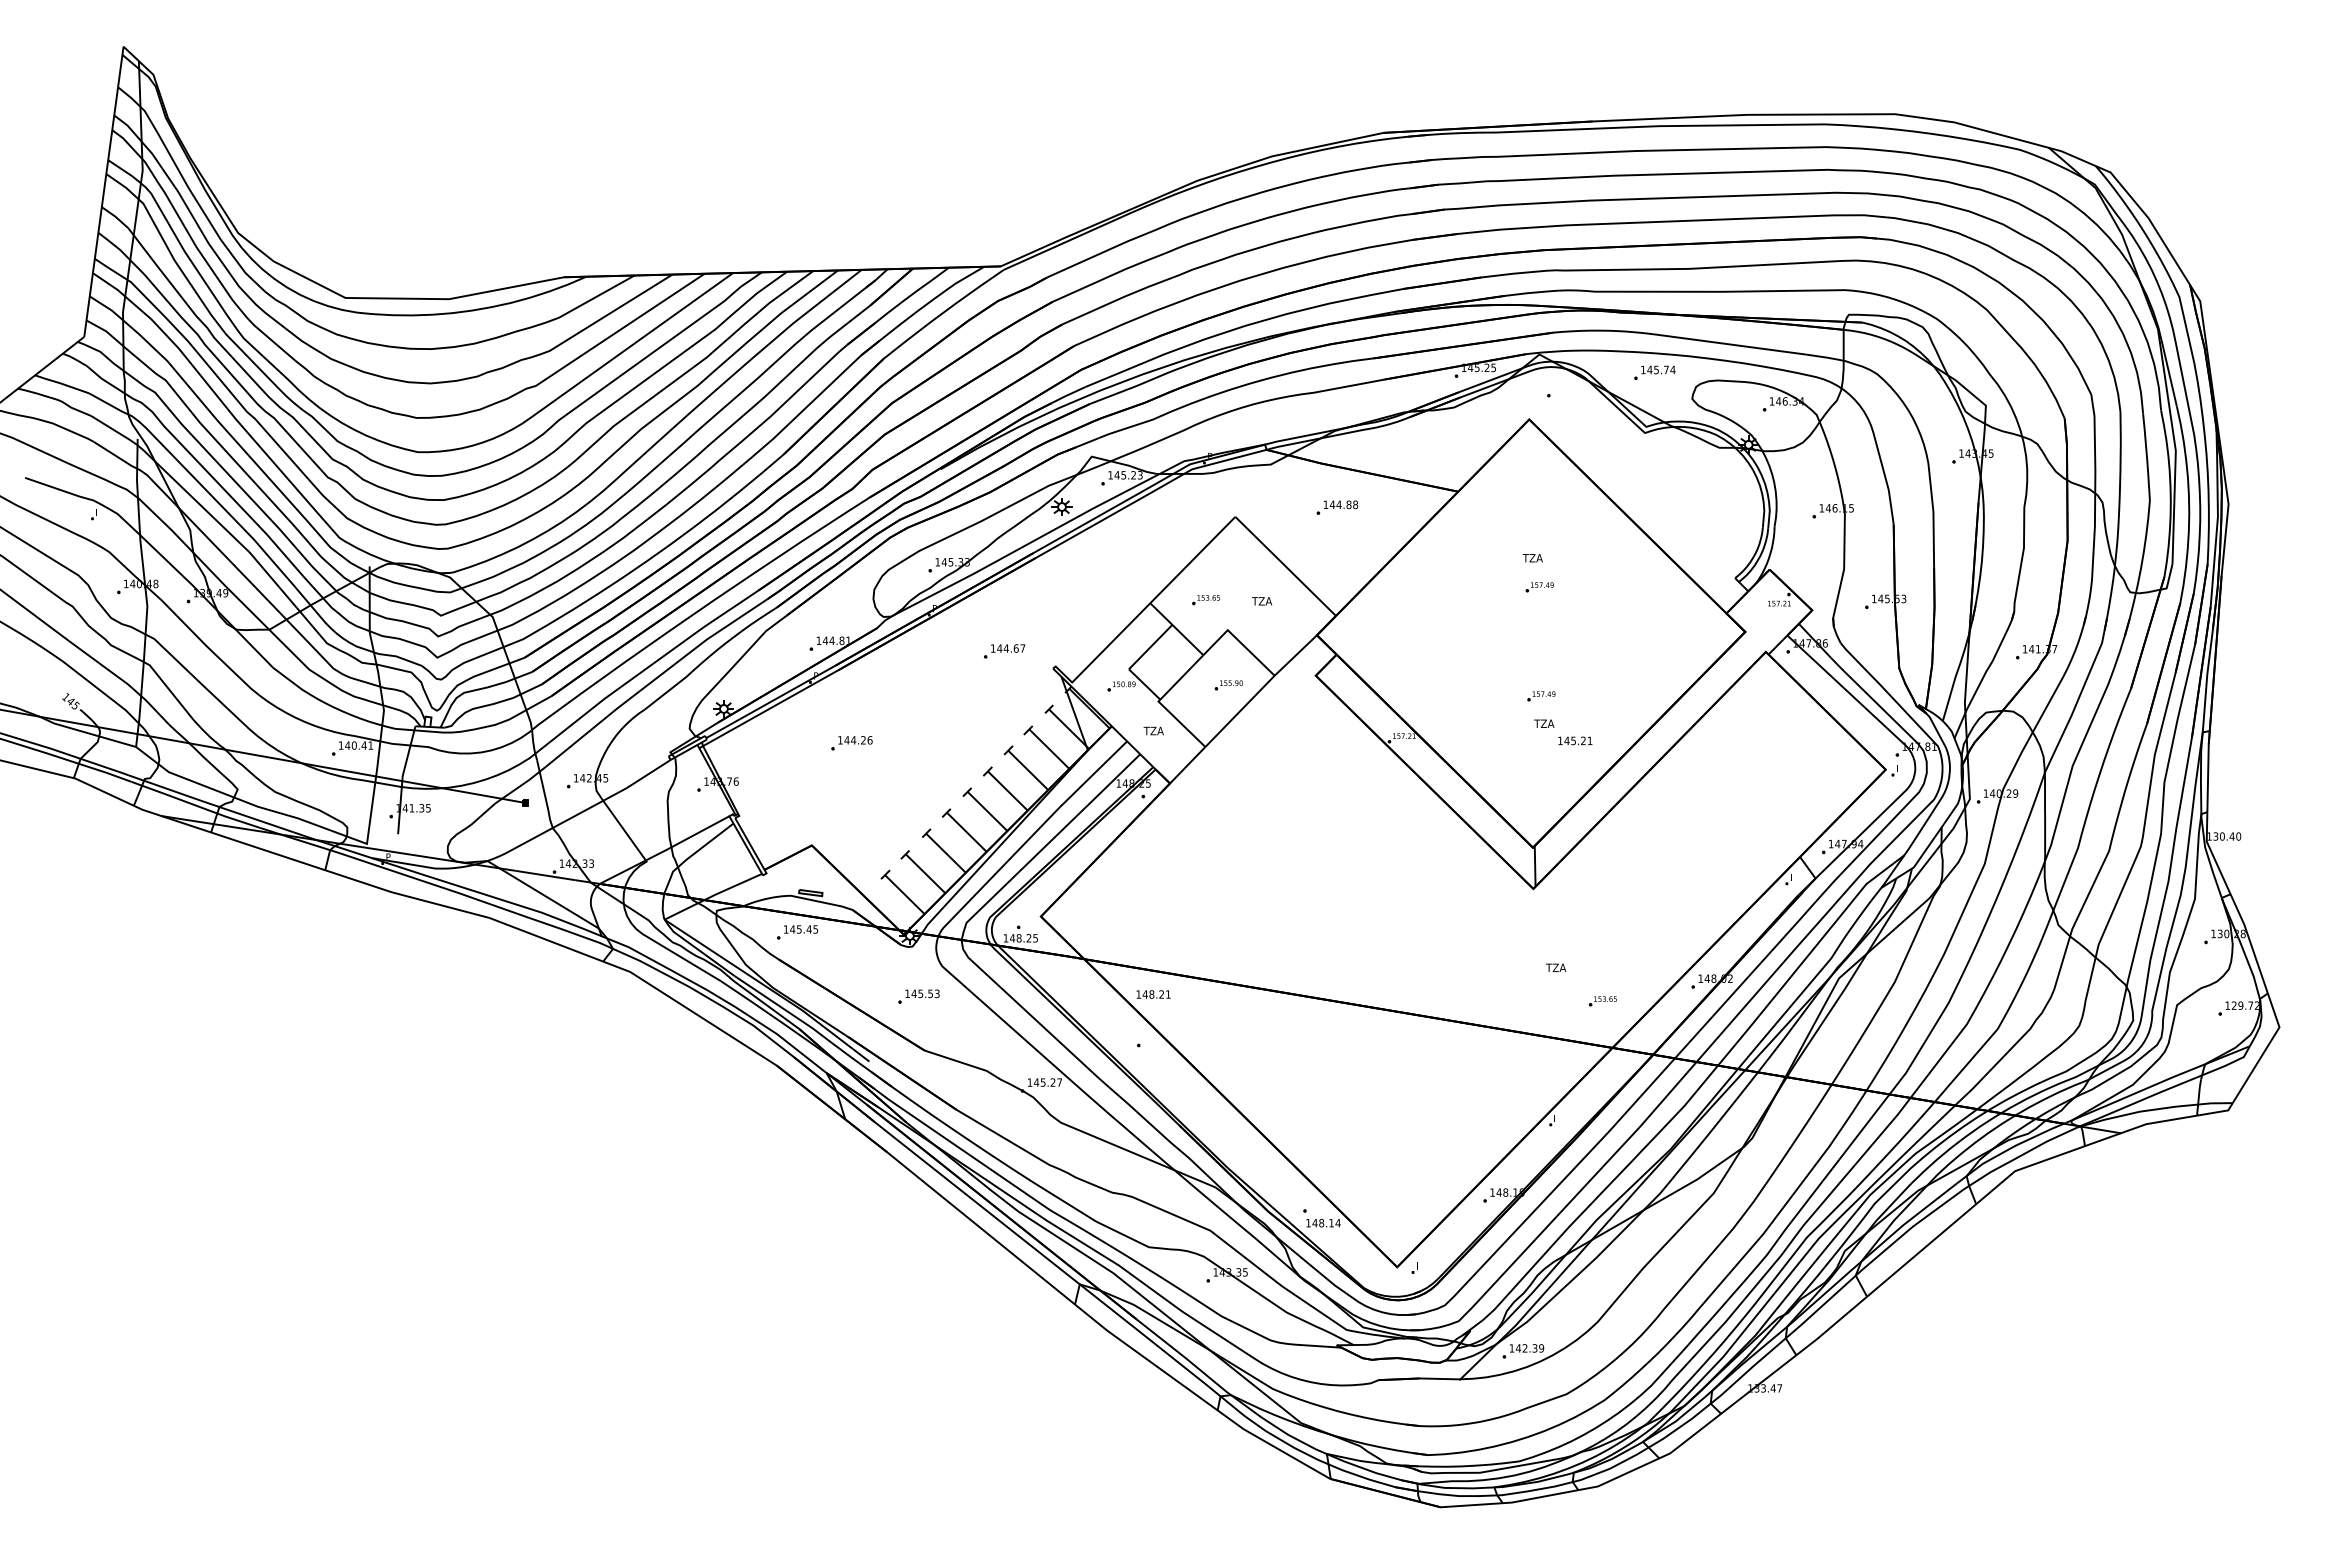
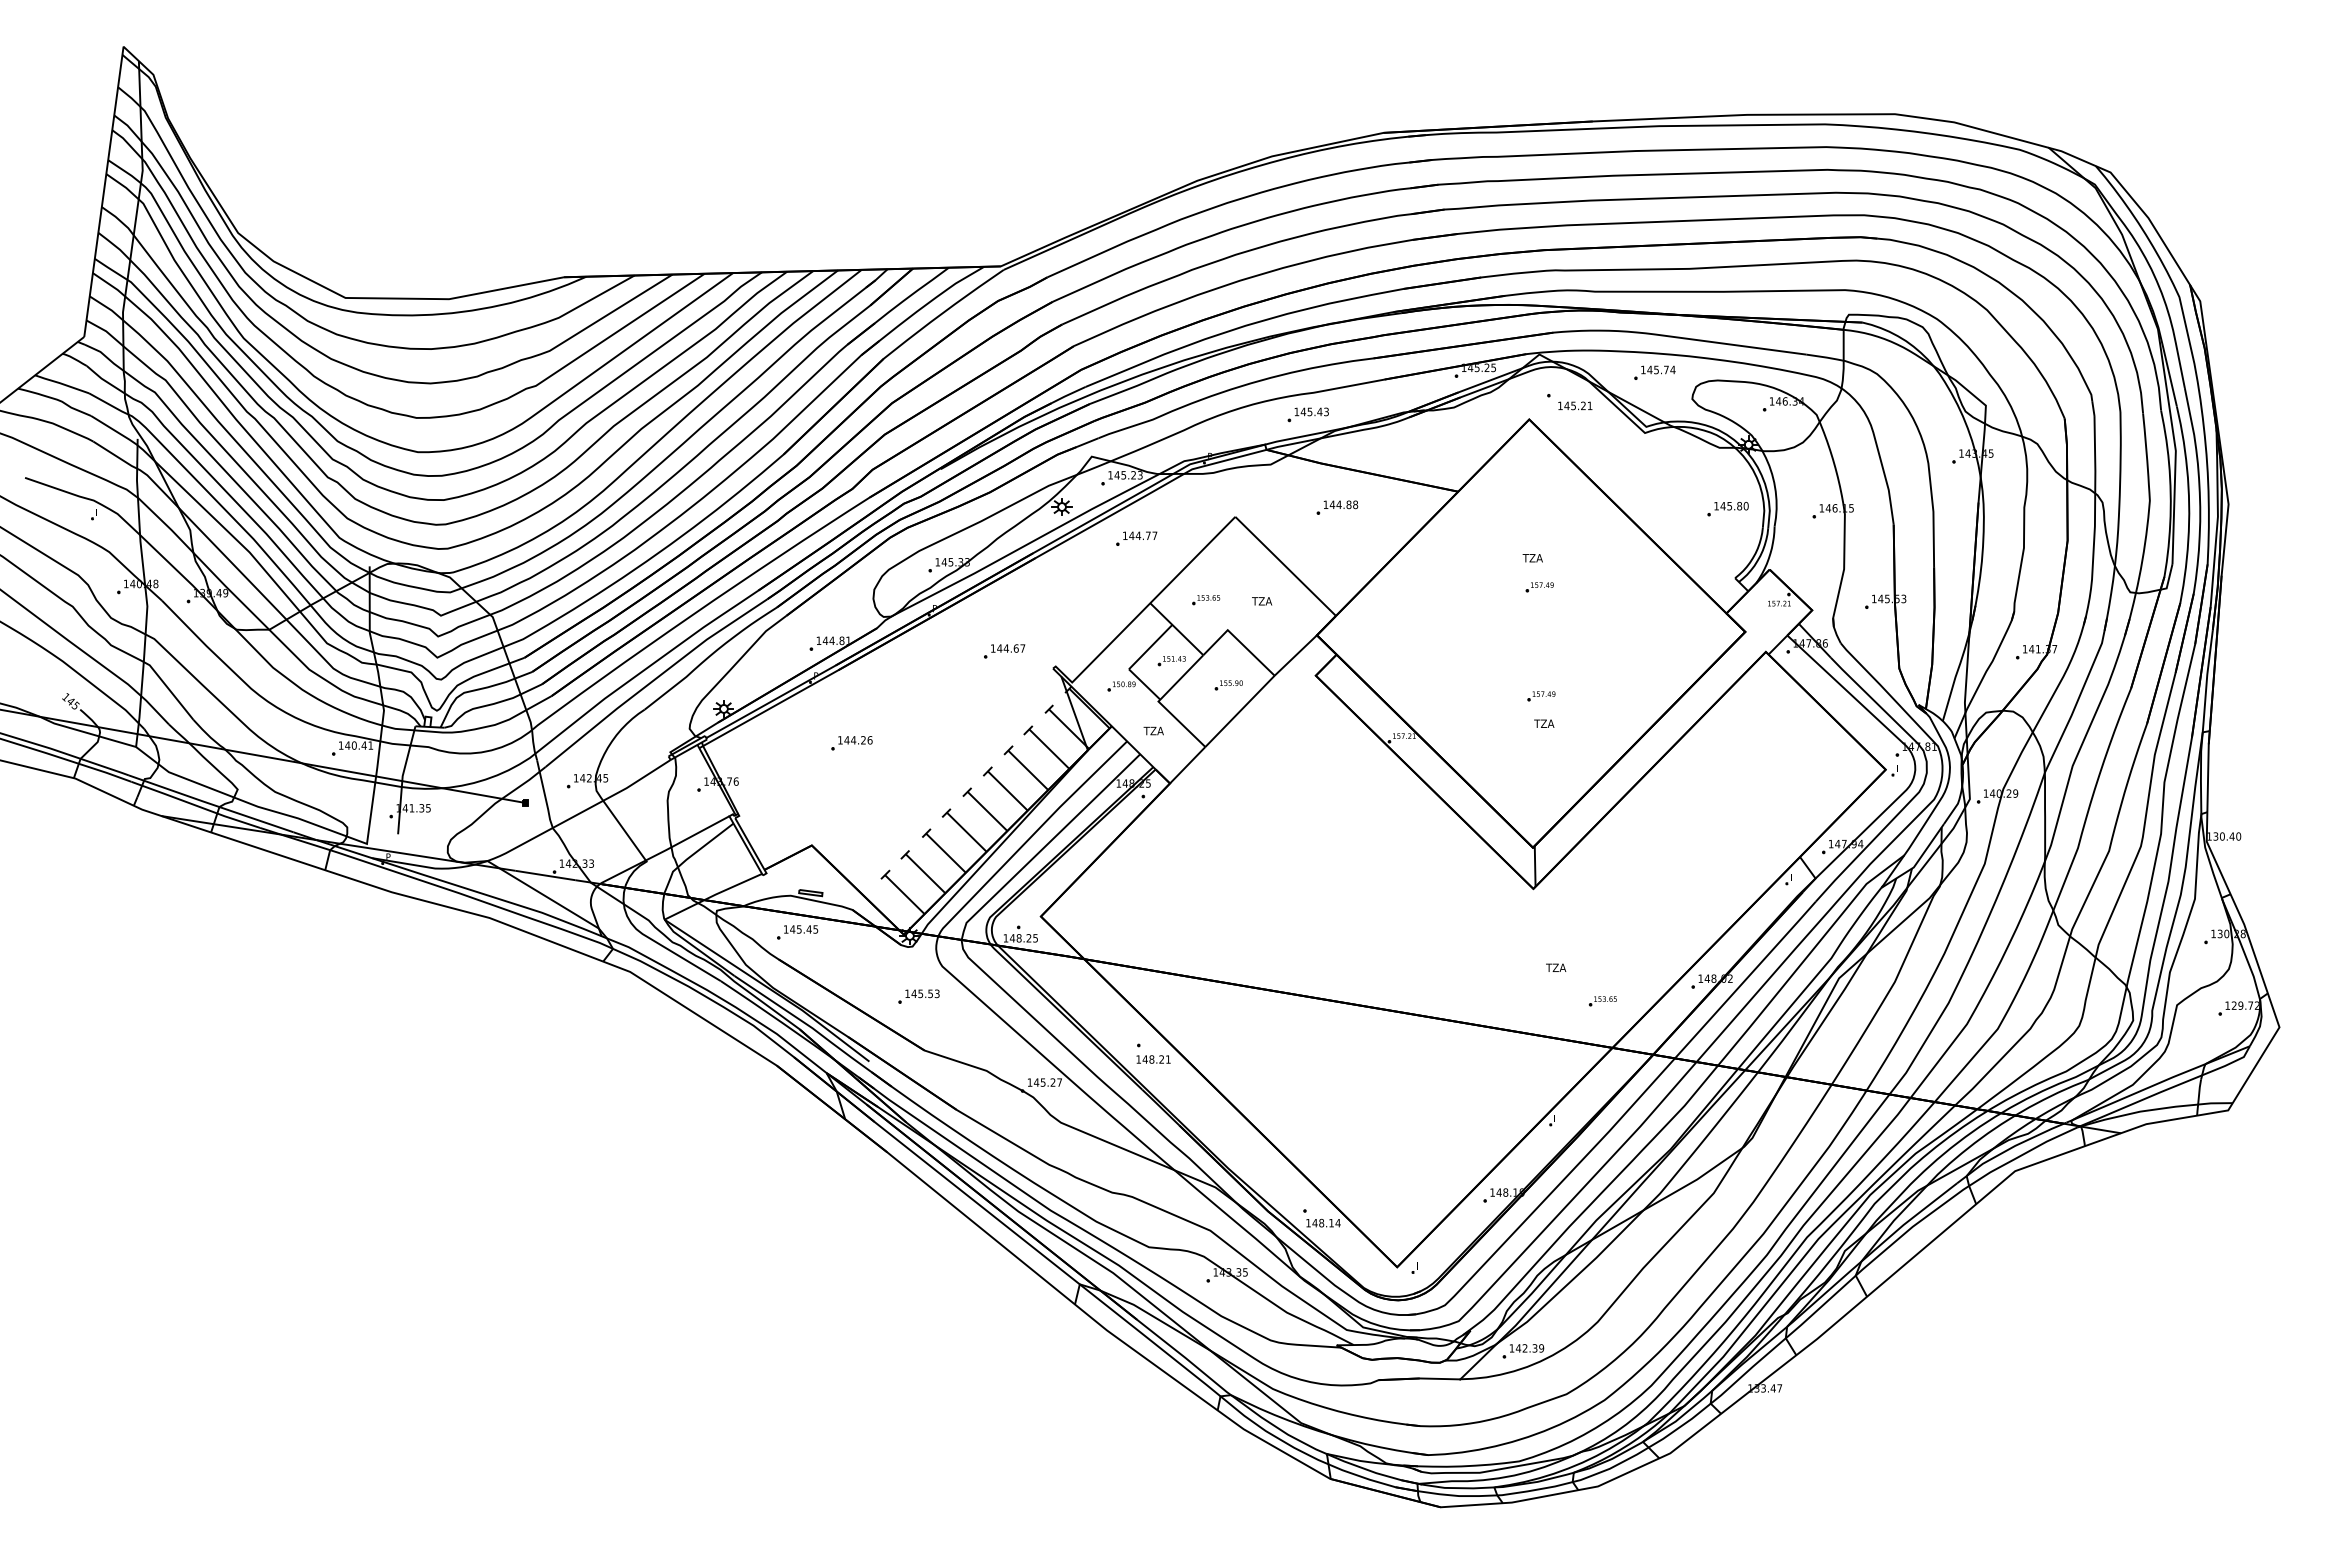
part: none -> present (1307, 414)
part: none -> present (1727, 509)
part: none -> present (1136, 538)
part: none -> present (1171, 661)
text position: (1575, 740) -> (1575, 405) (1575, 405)
text position: (1153, 994) -> (1153, 1059) (1153, 1059)
